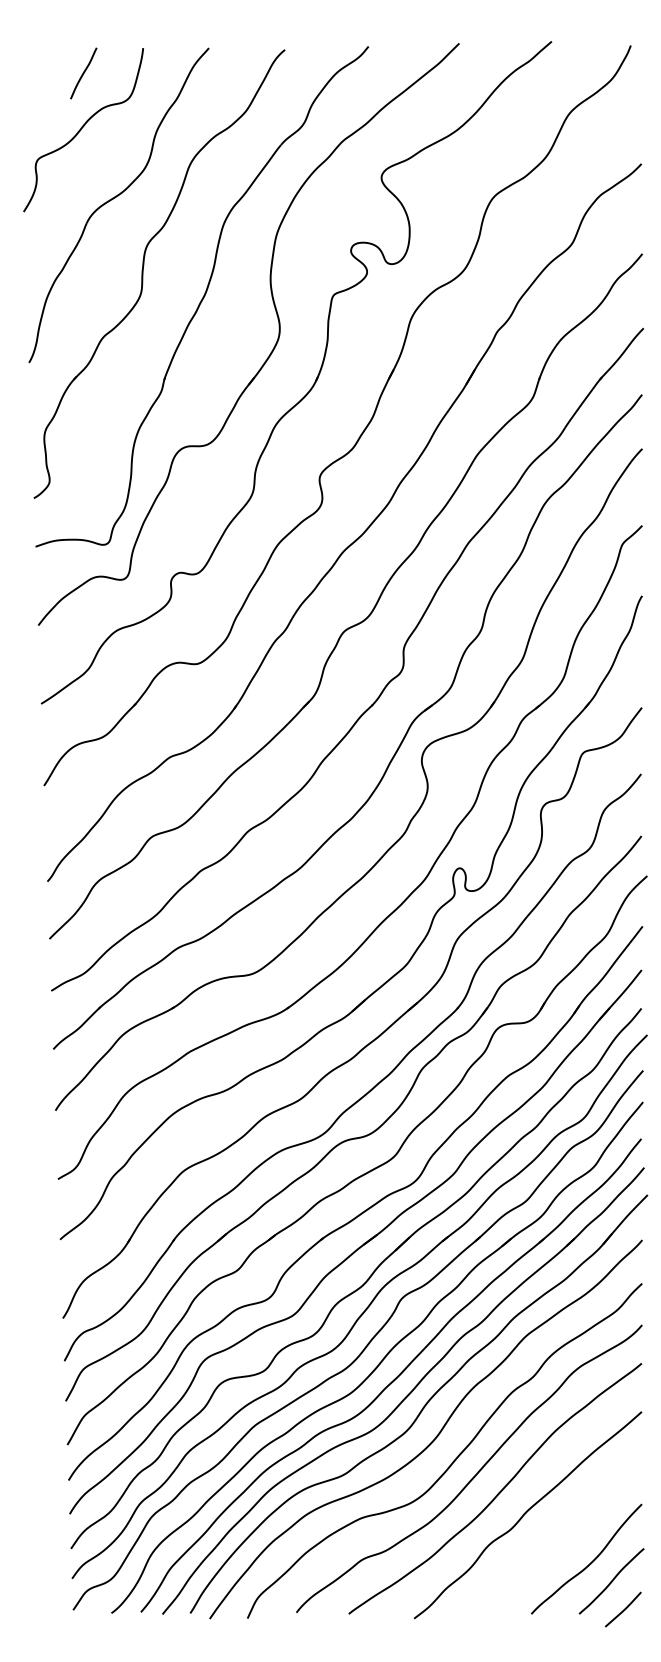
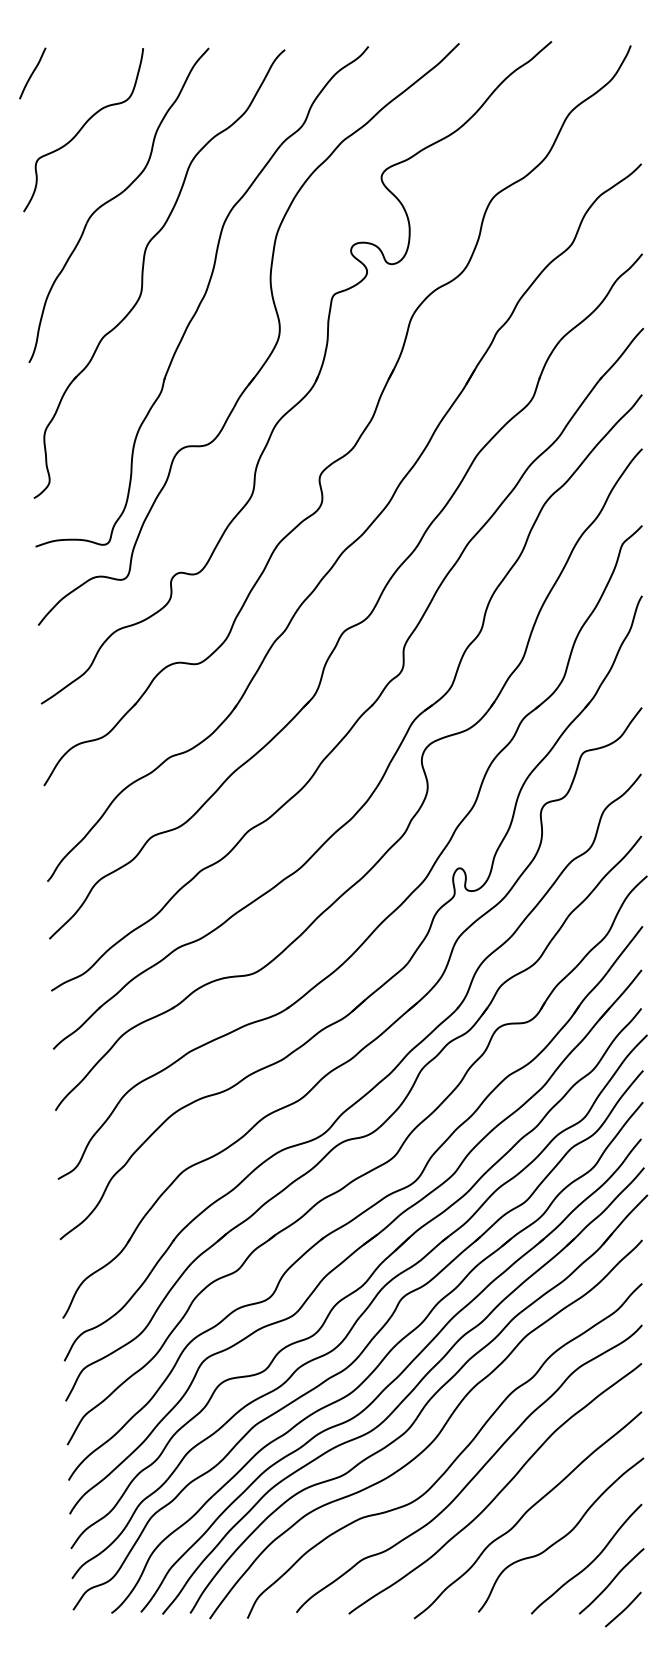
curve position: (83, 73) -> (32, 73) (32, 73)
curve: none -> present (562, 1536)
